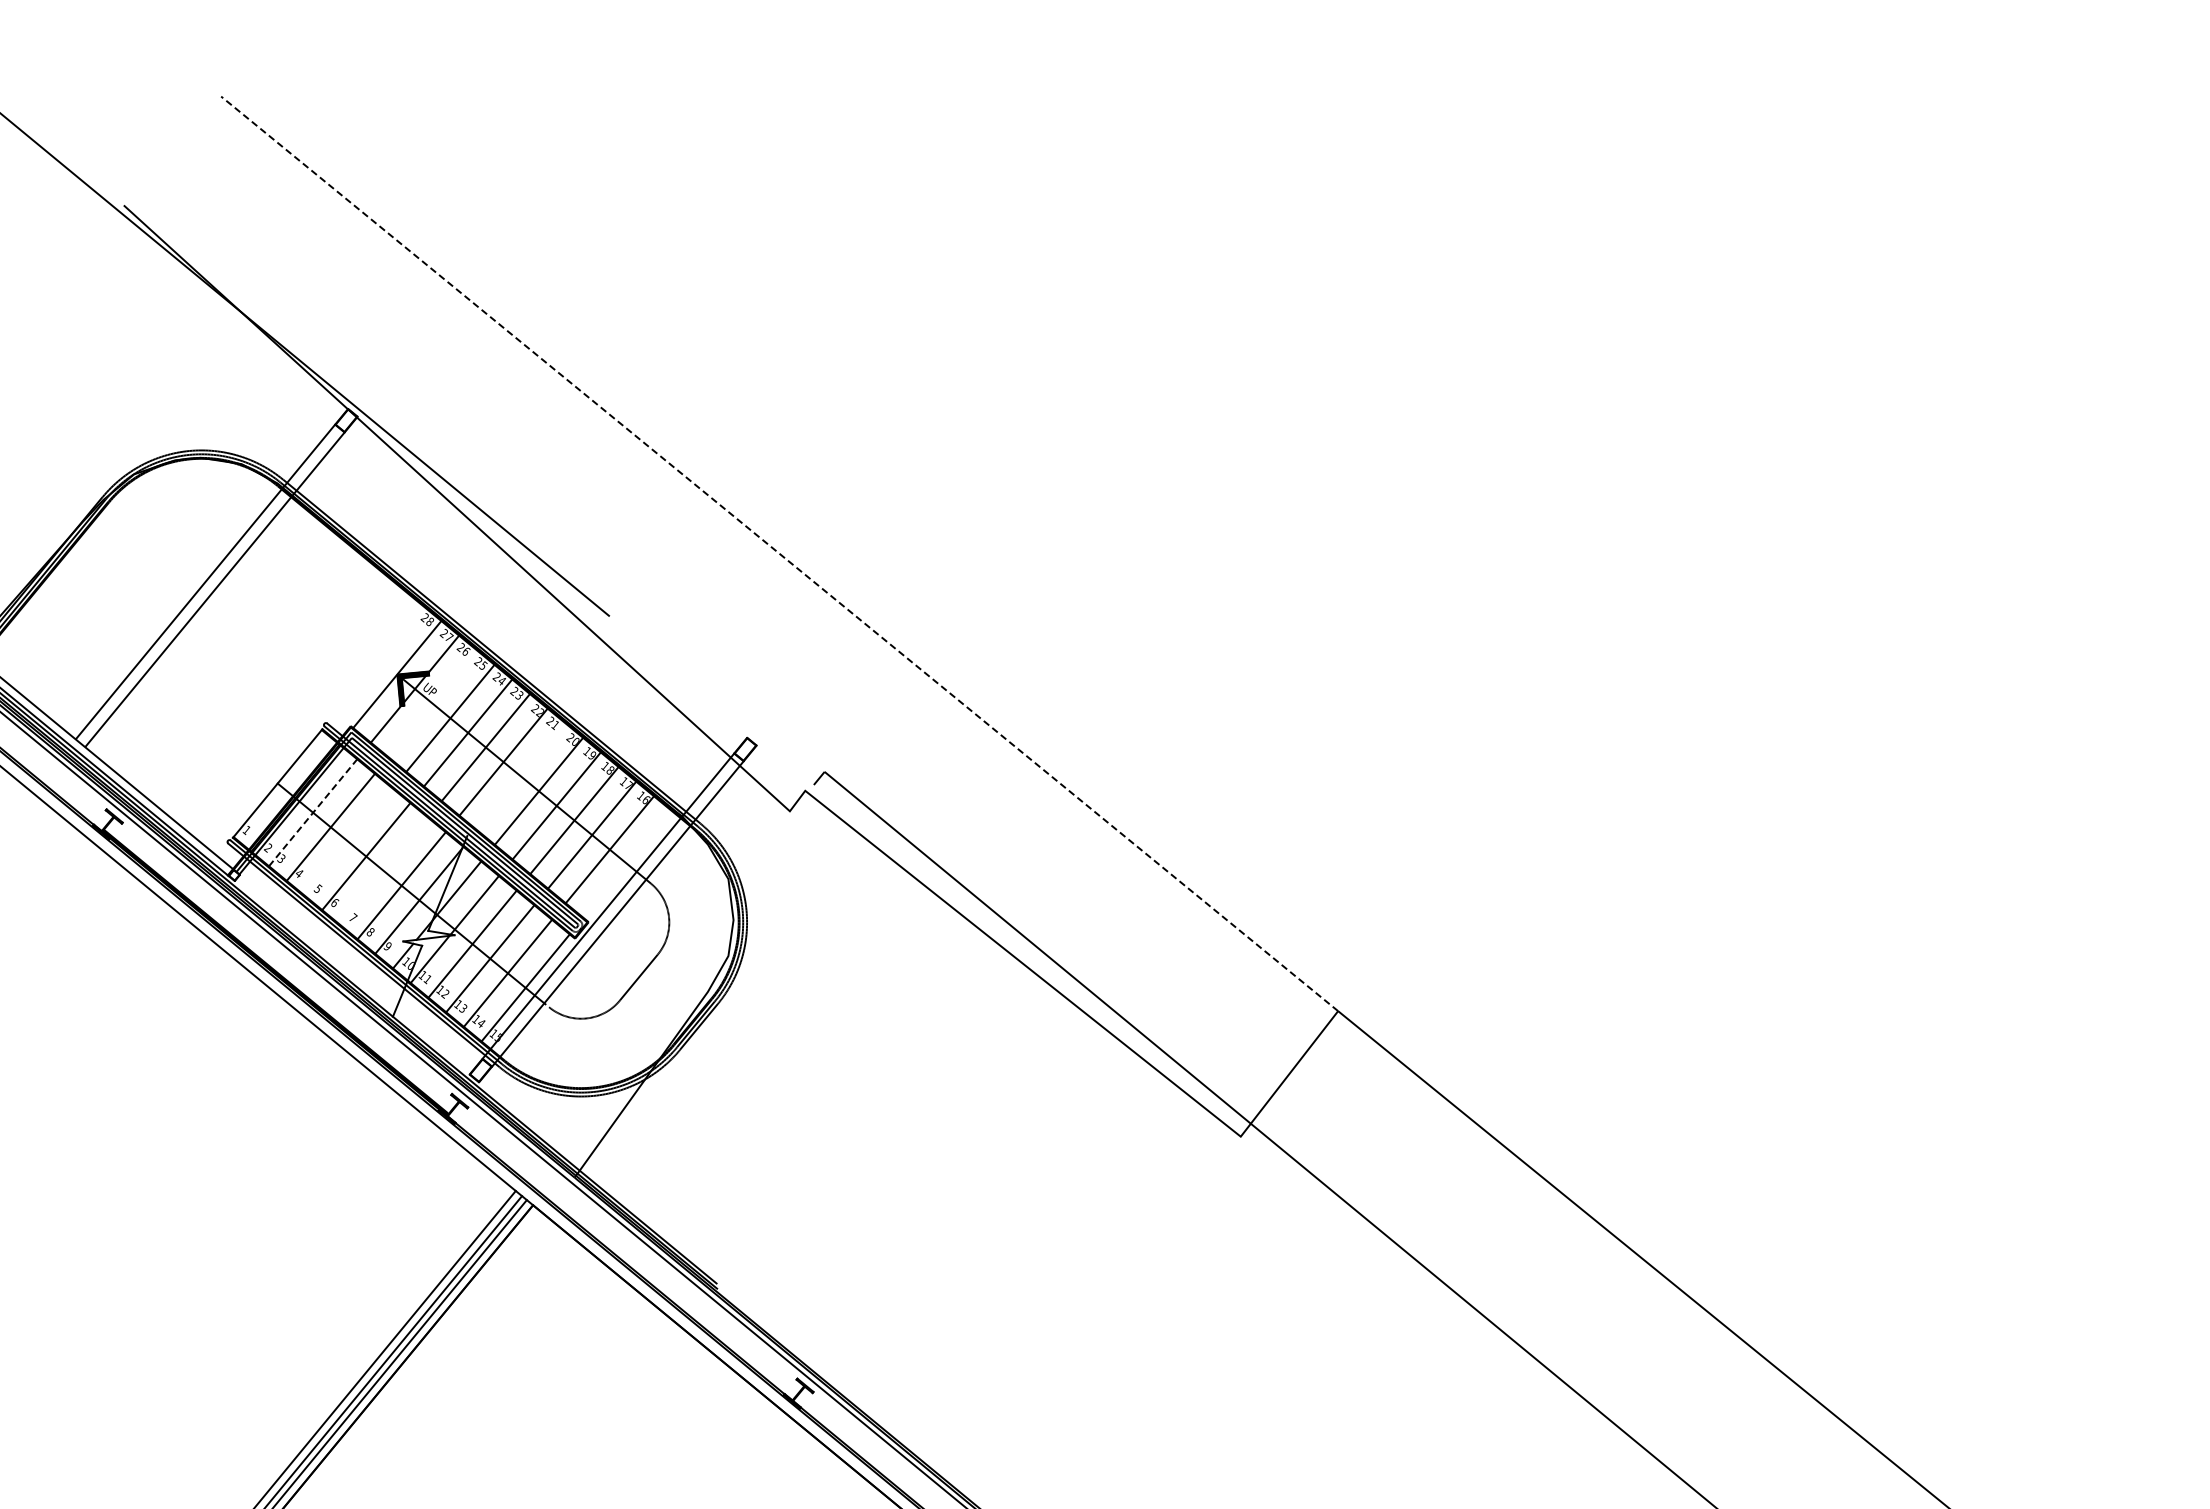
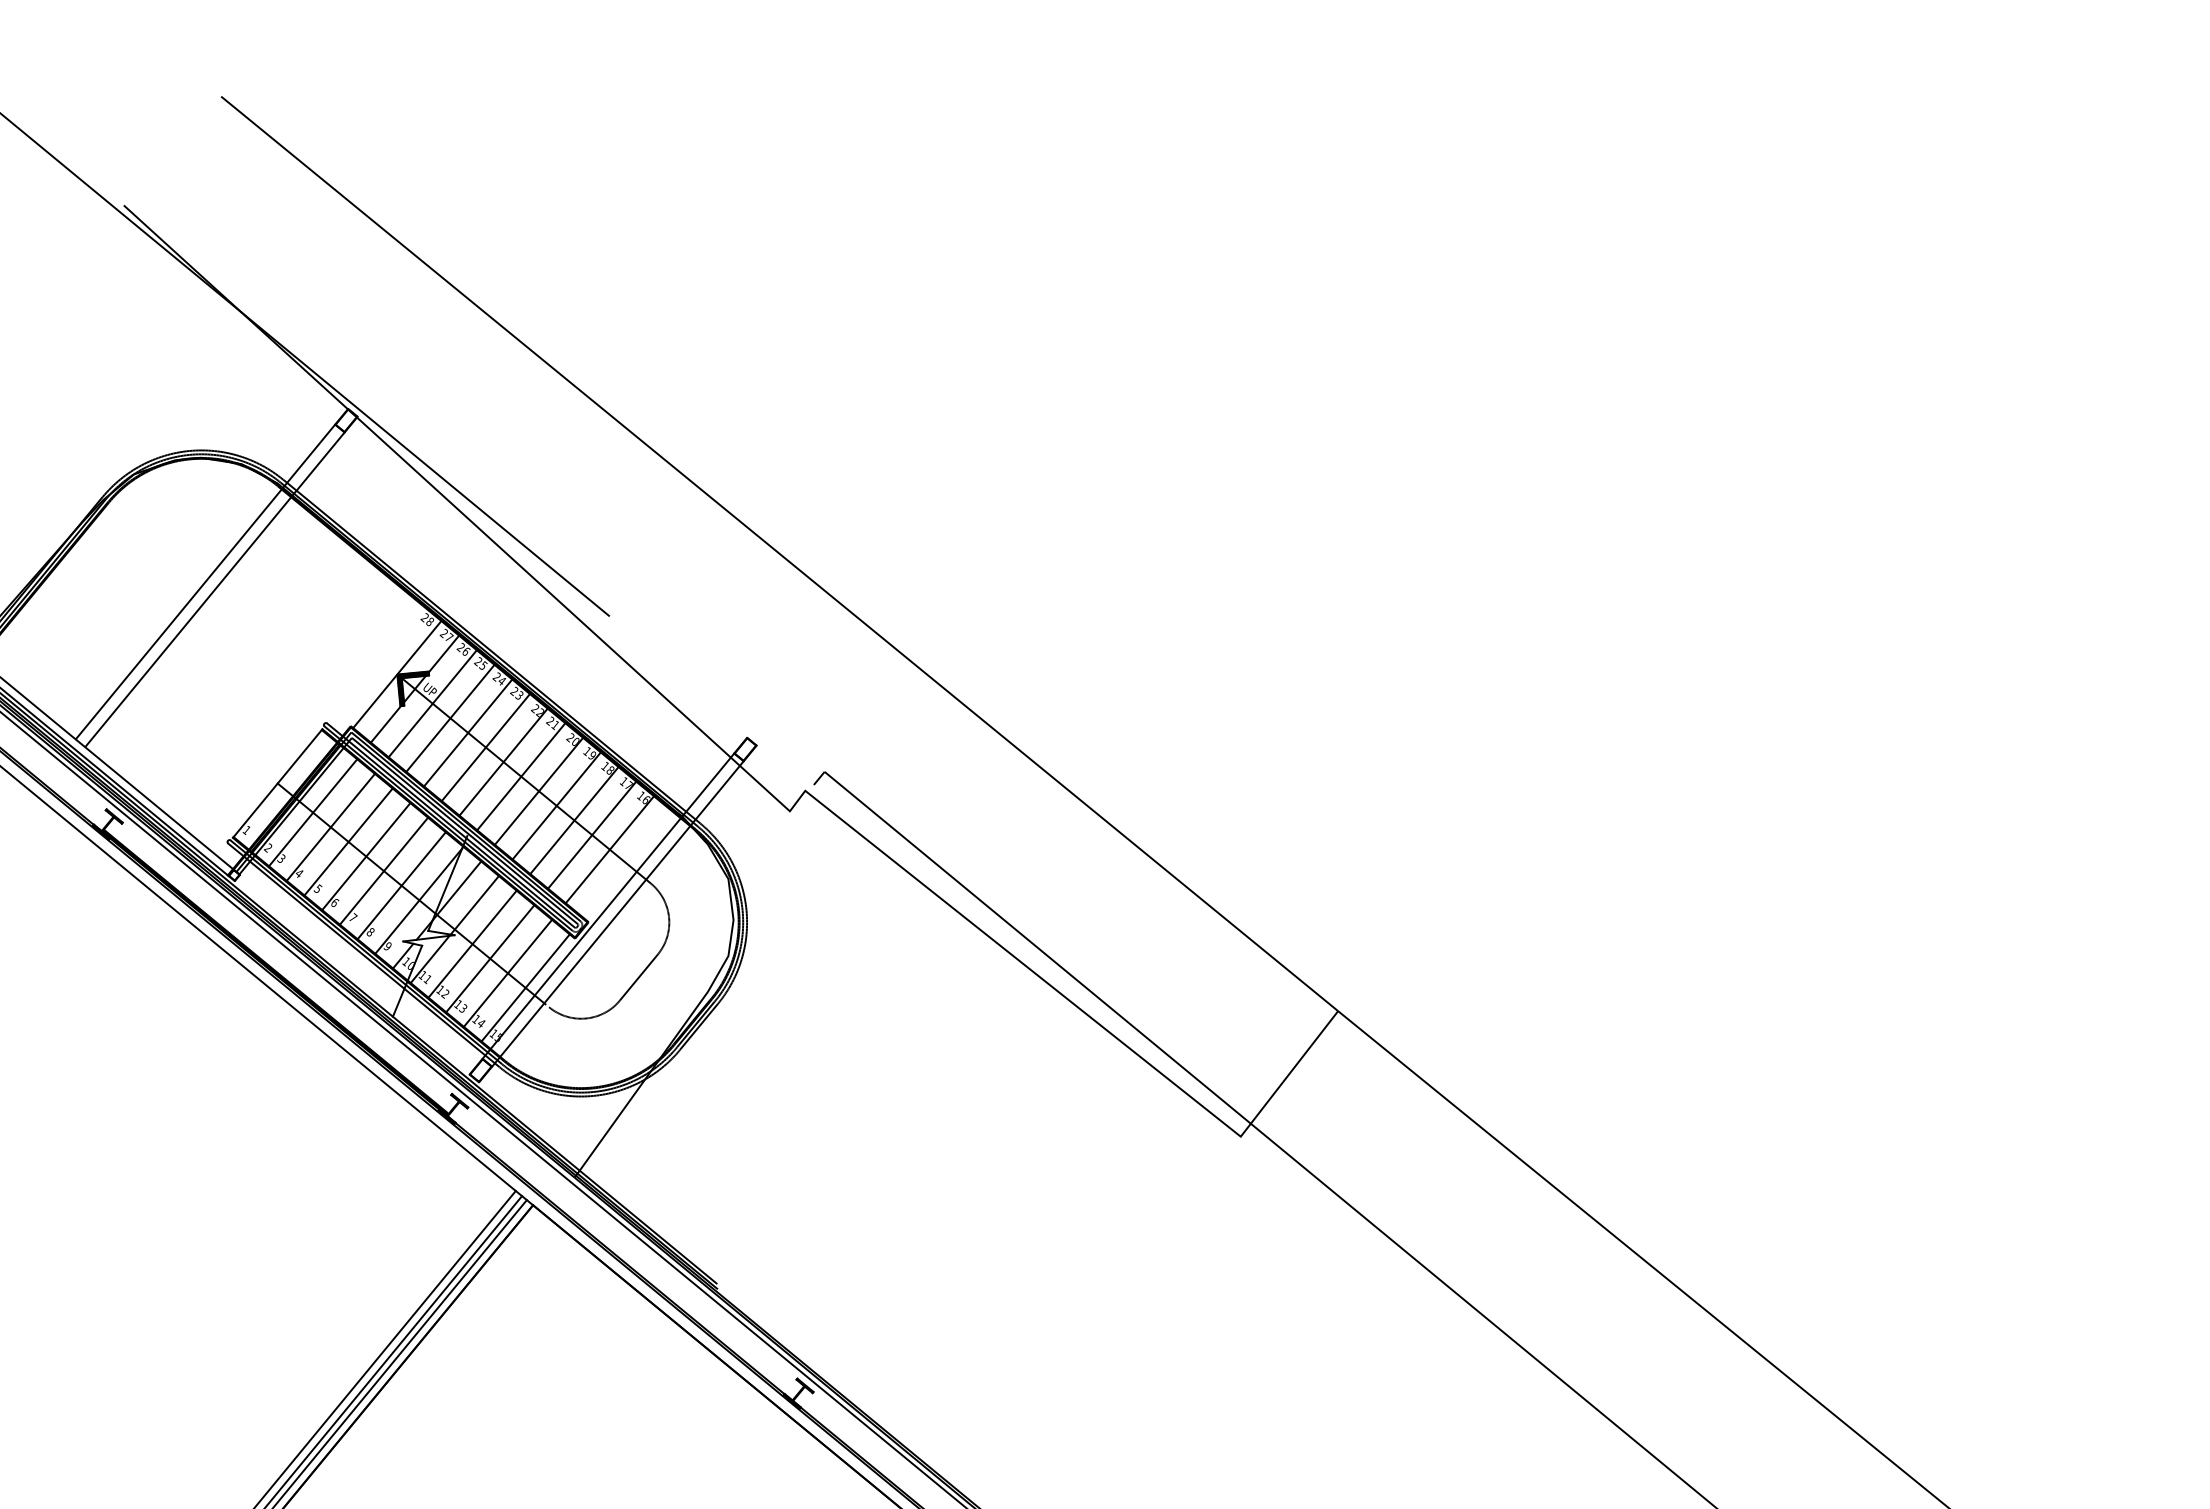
line: dashed -> solid (779, 553)
line: none -> present (432, 703)
line: none -> present (521, 776)
line: dashed -> solid (313, 812)
line: none -> present (348, 841)
line: none -> present (383, 870)
